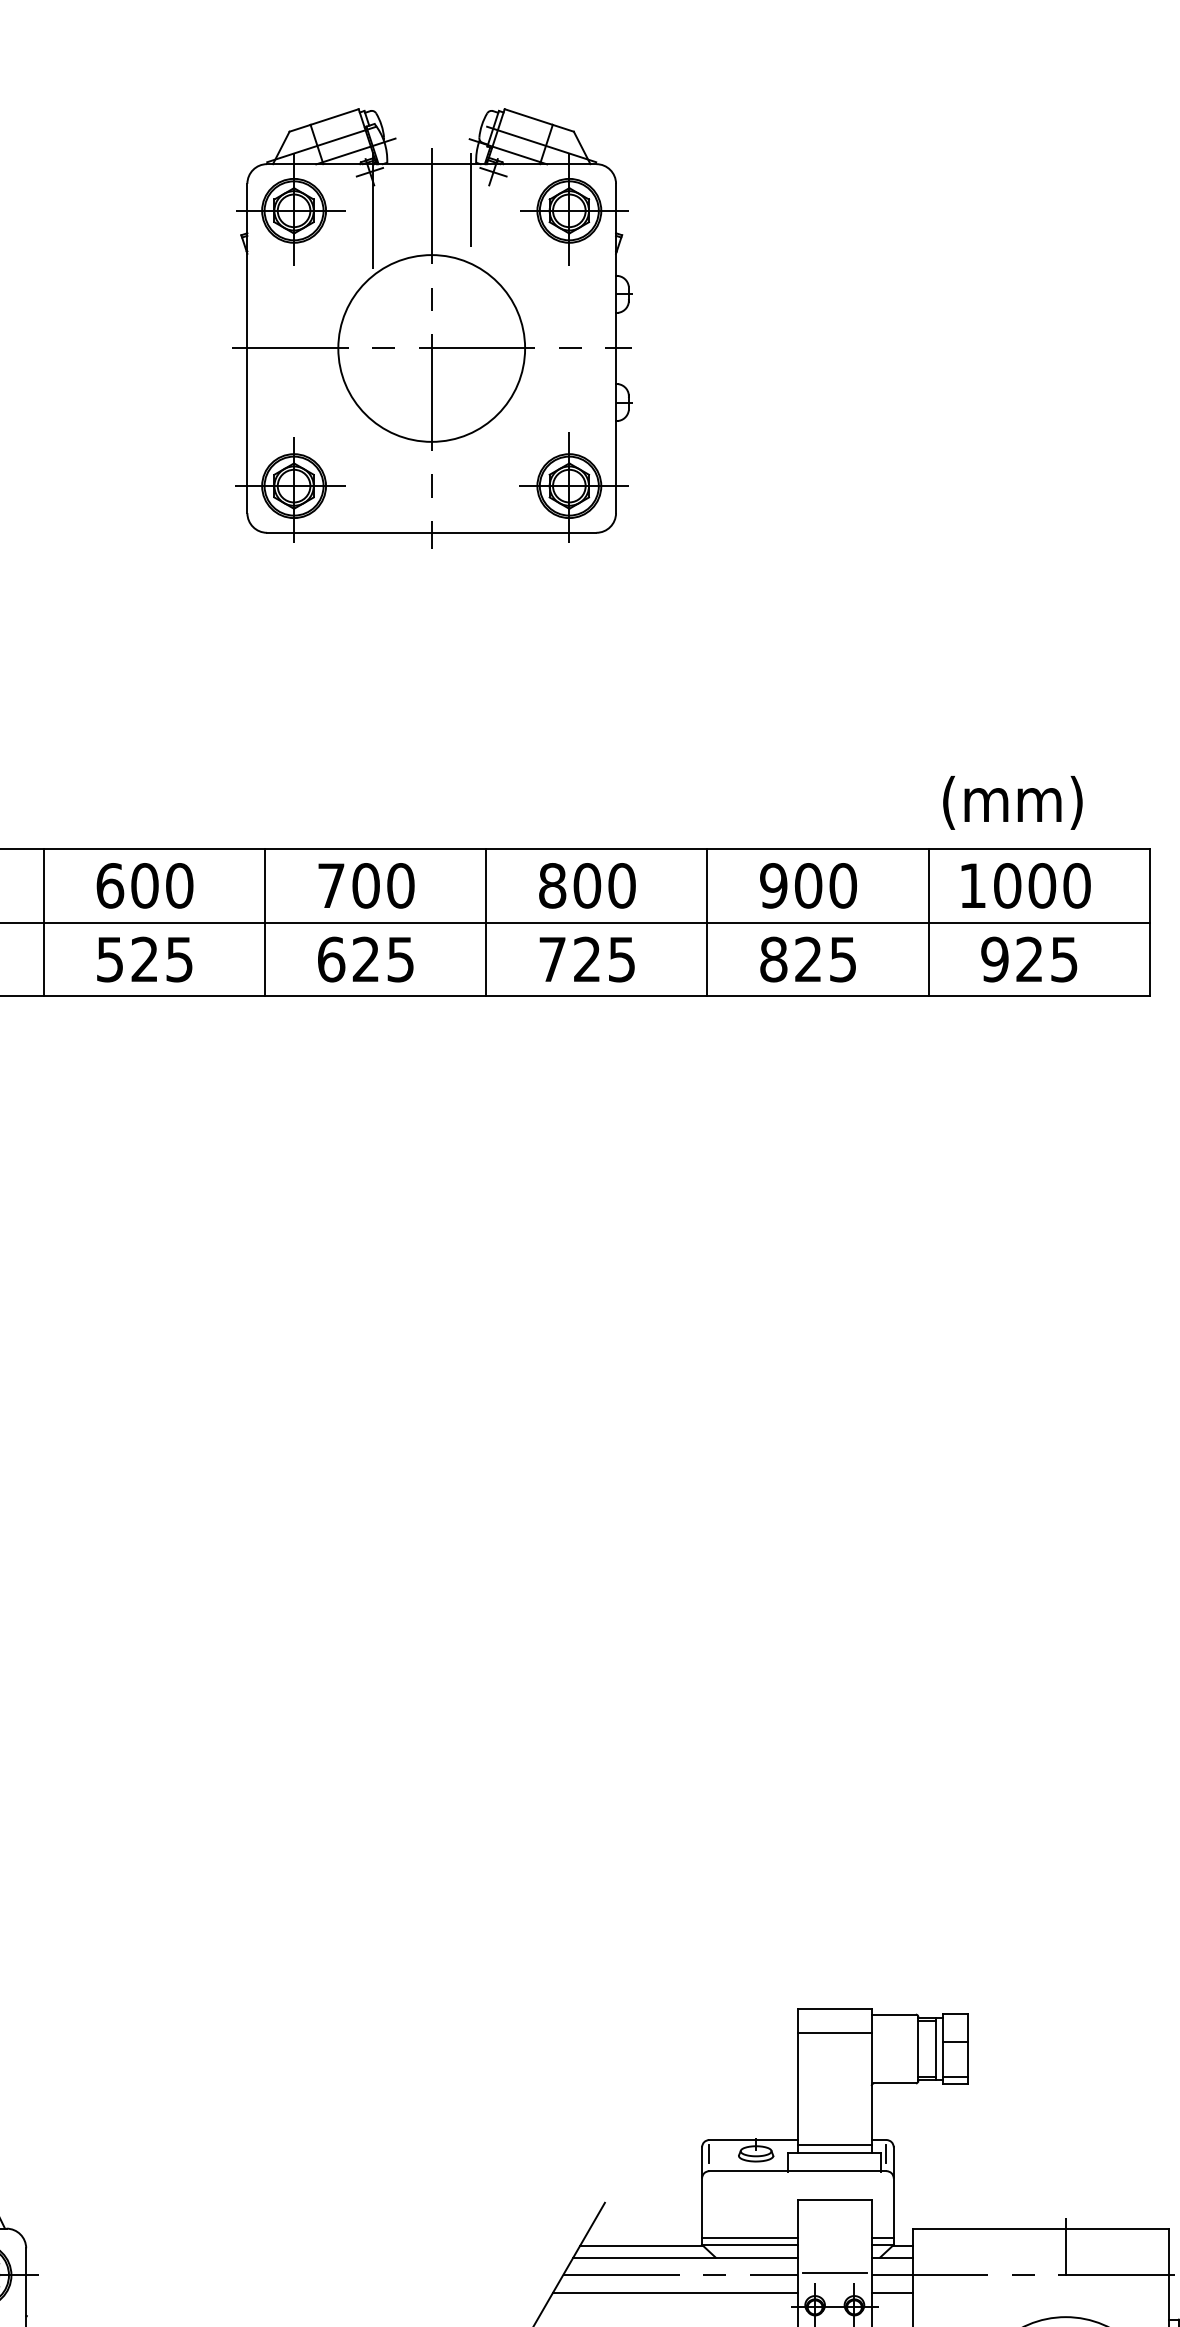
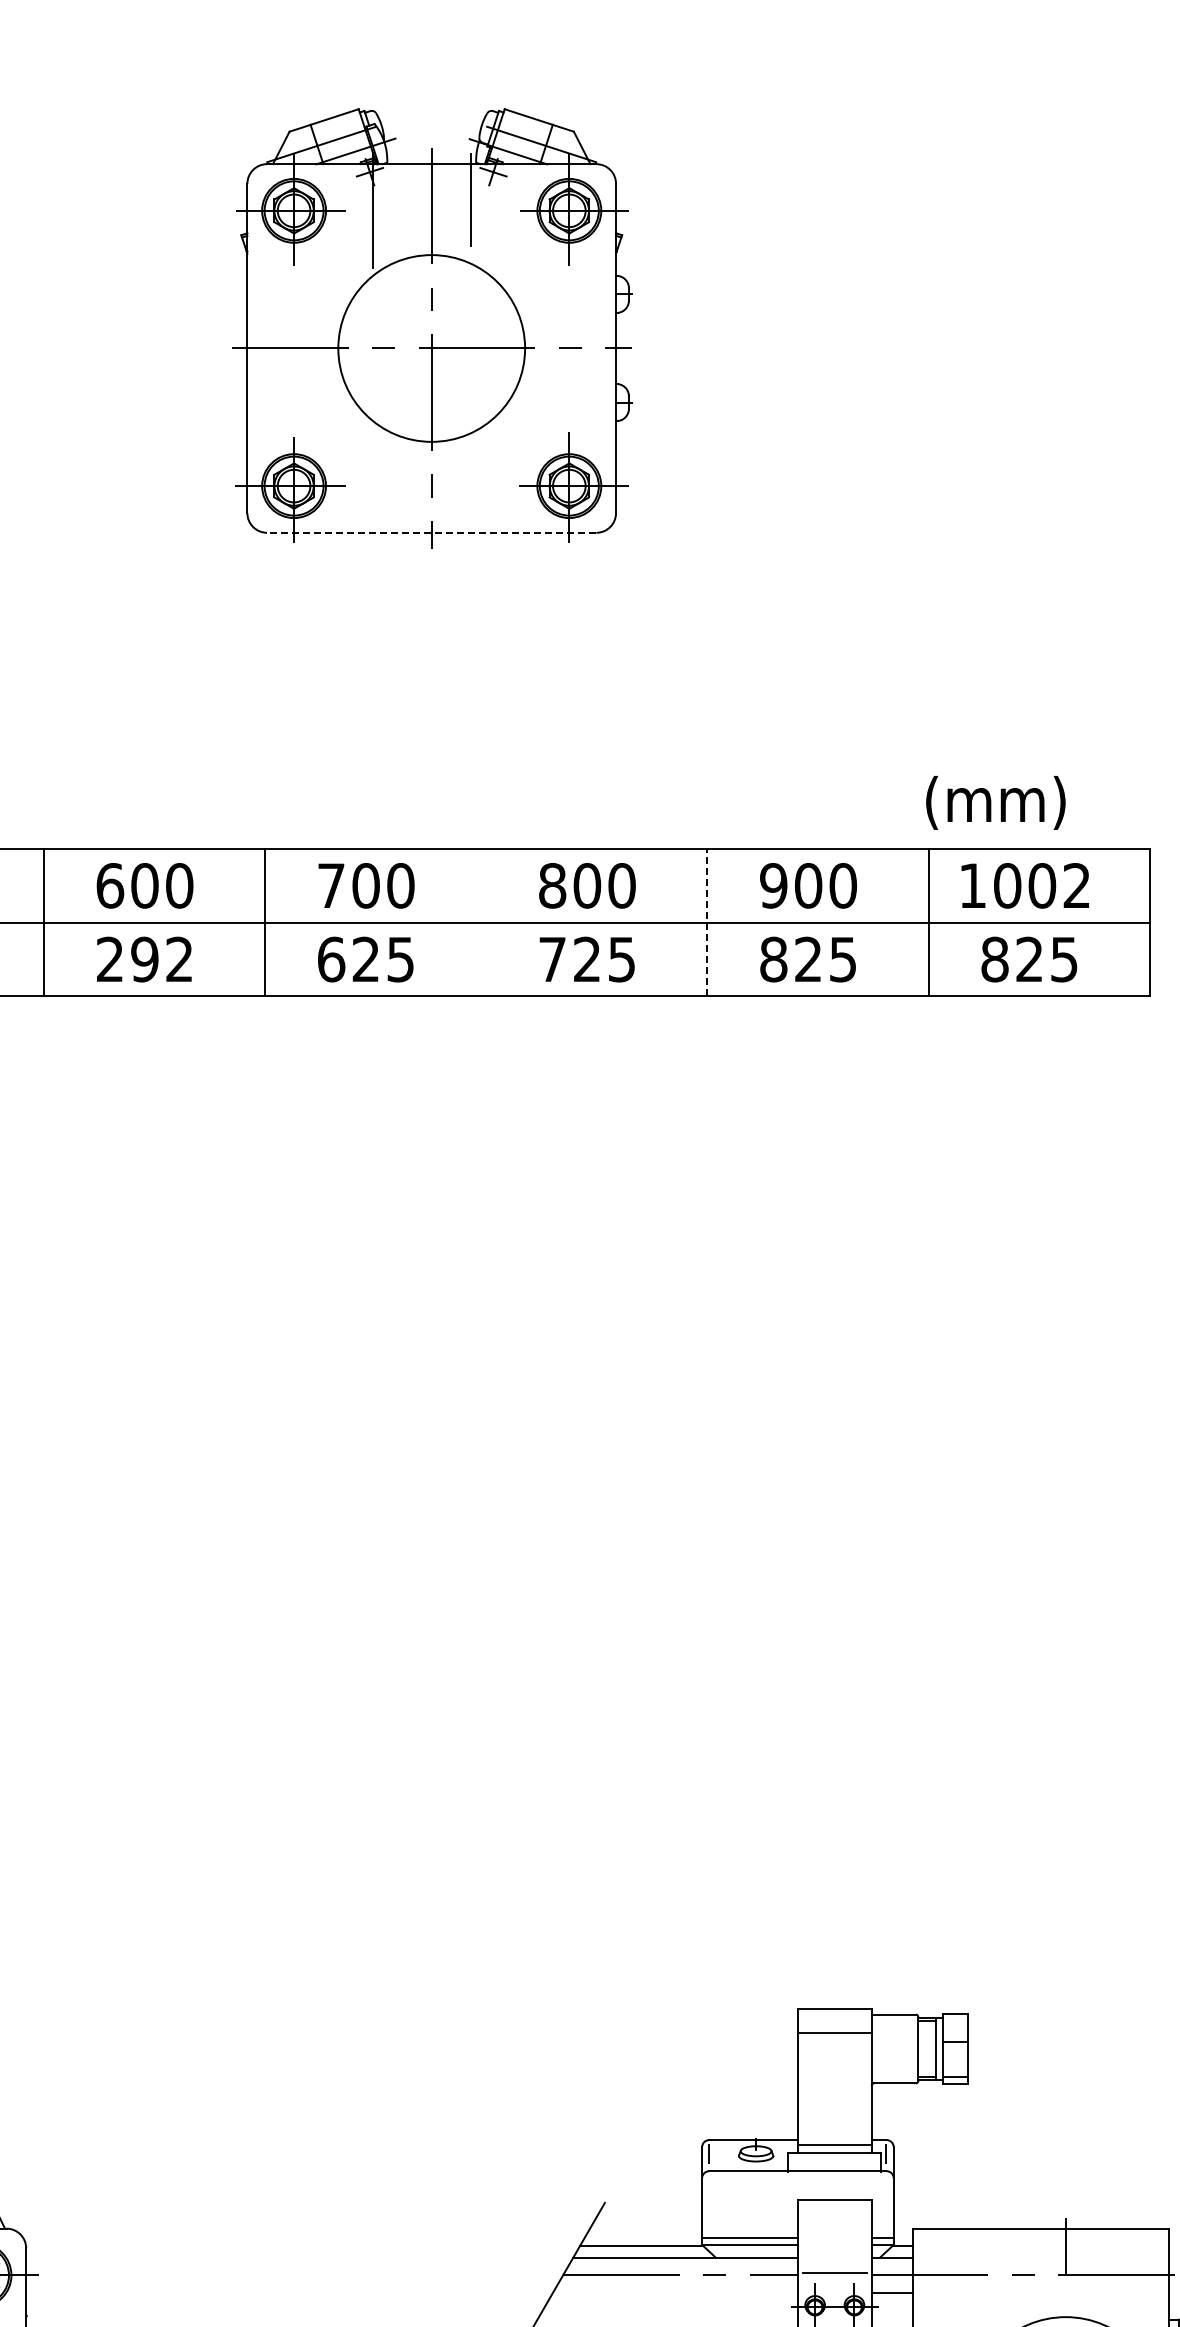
line: solid -> dashed (431, 532)
text position: (1012, 802) -> (995, 802) (995, 802)
text: 1000 -> 1002 (1076, 885)
line: present -> none (486, 922)
line: solid -> dashed (707, 922)
text: 525 -> 292 (144, 959)
text: 925 -> 825 (994, 959)
line: present -> none (674, 2293)
